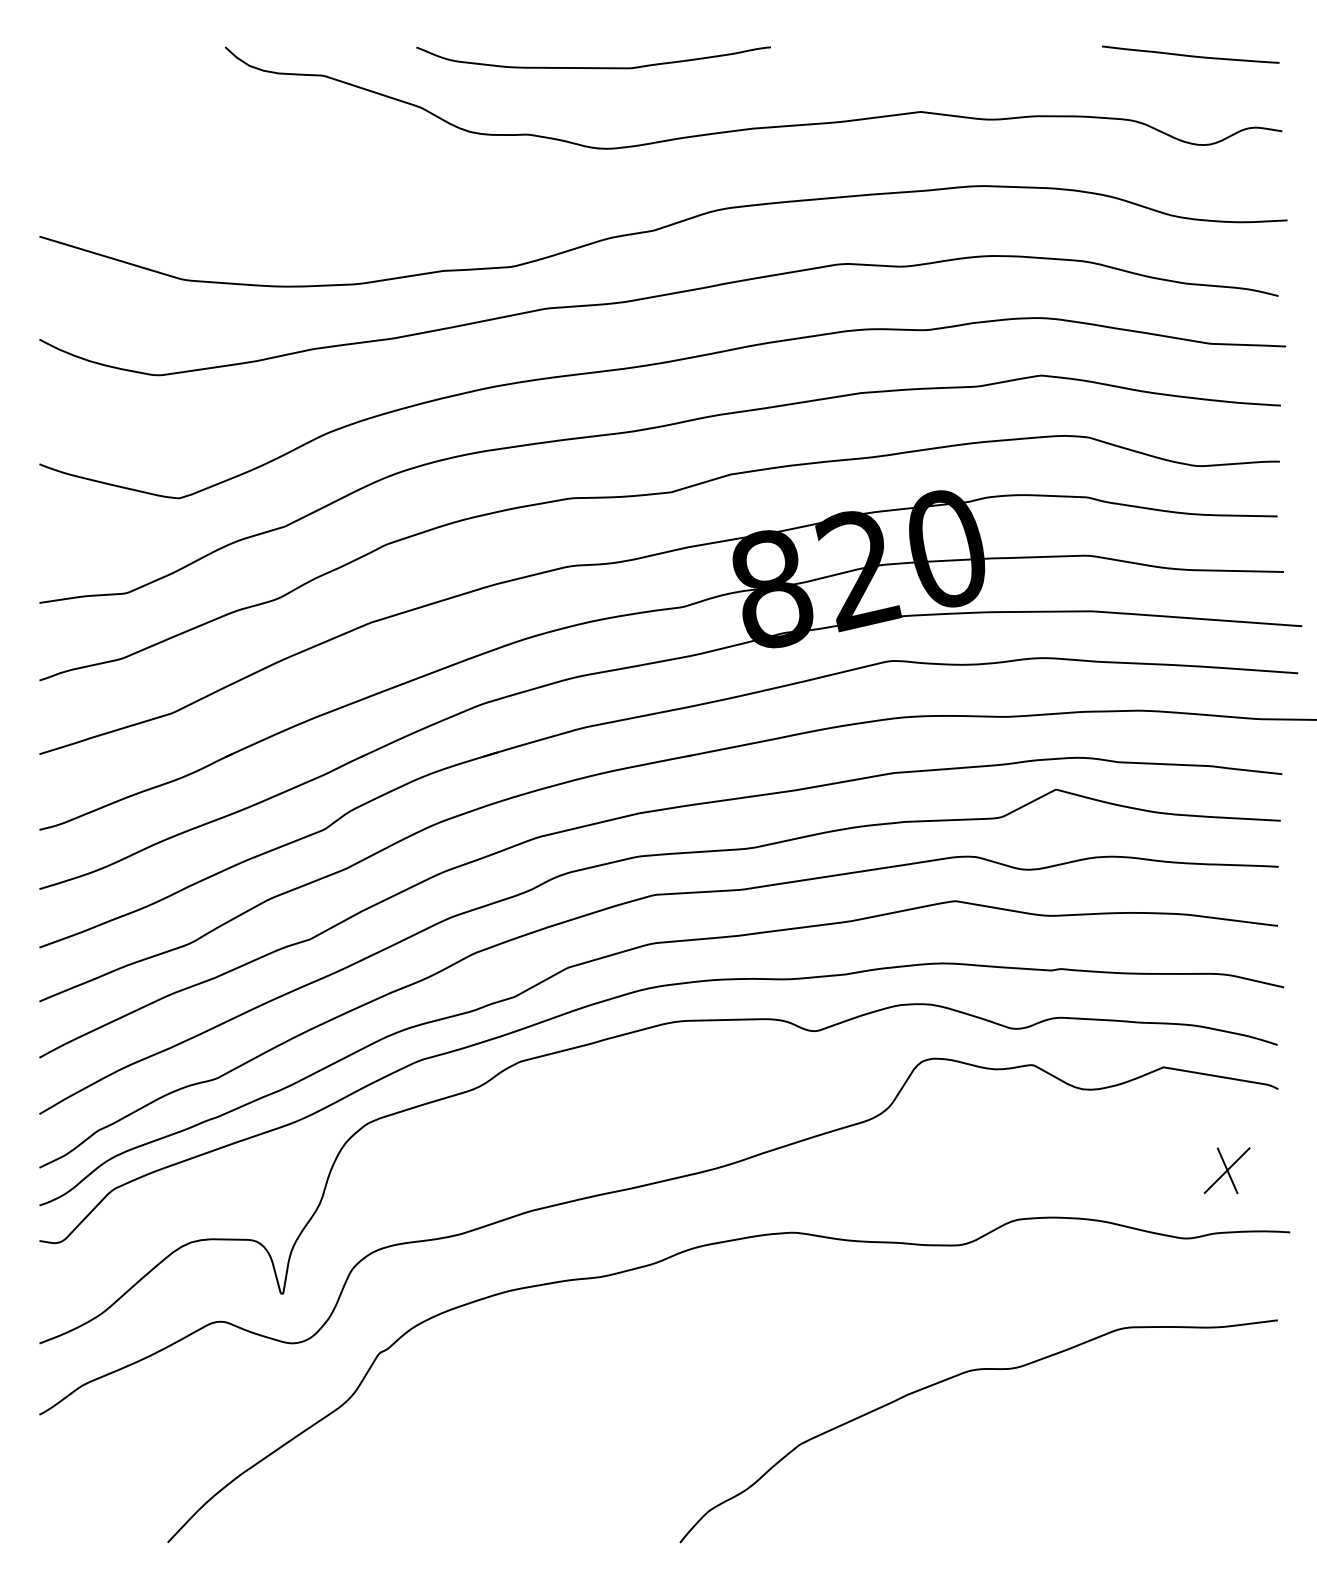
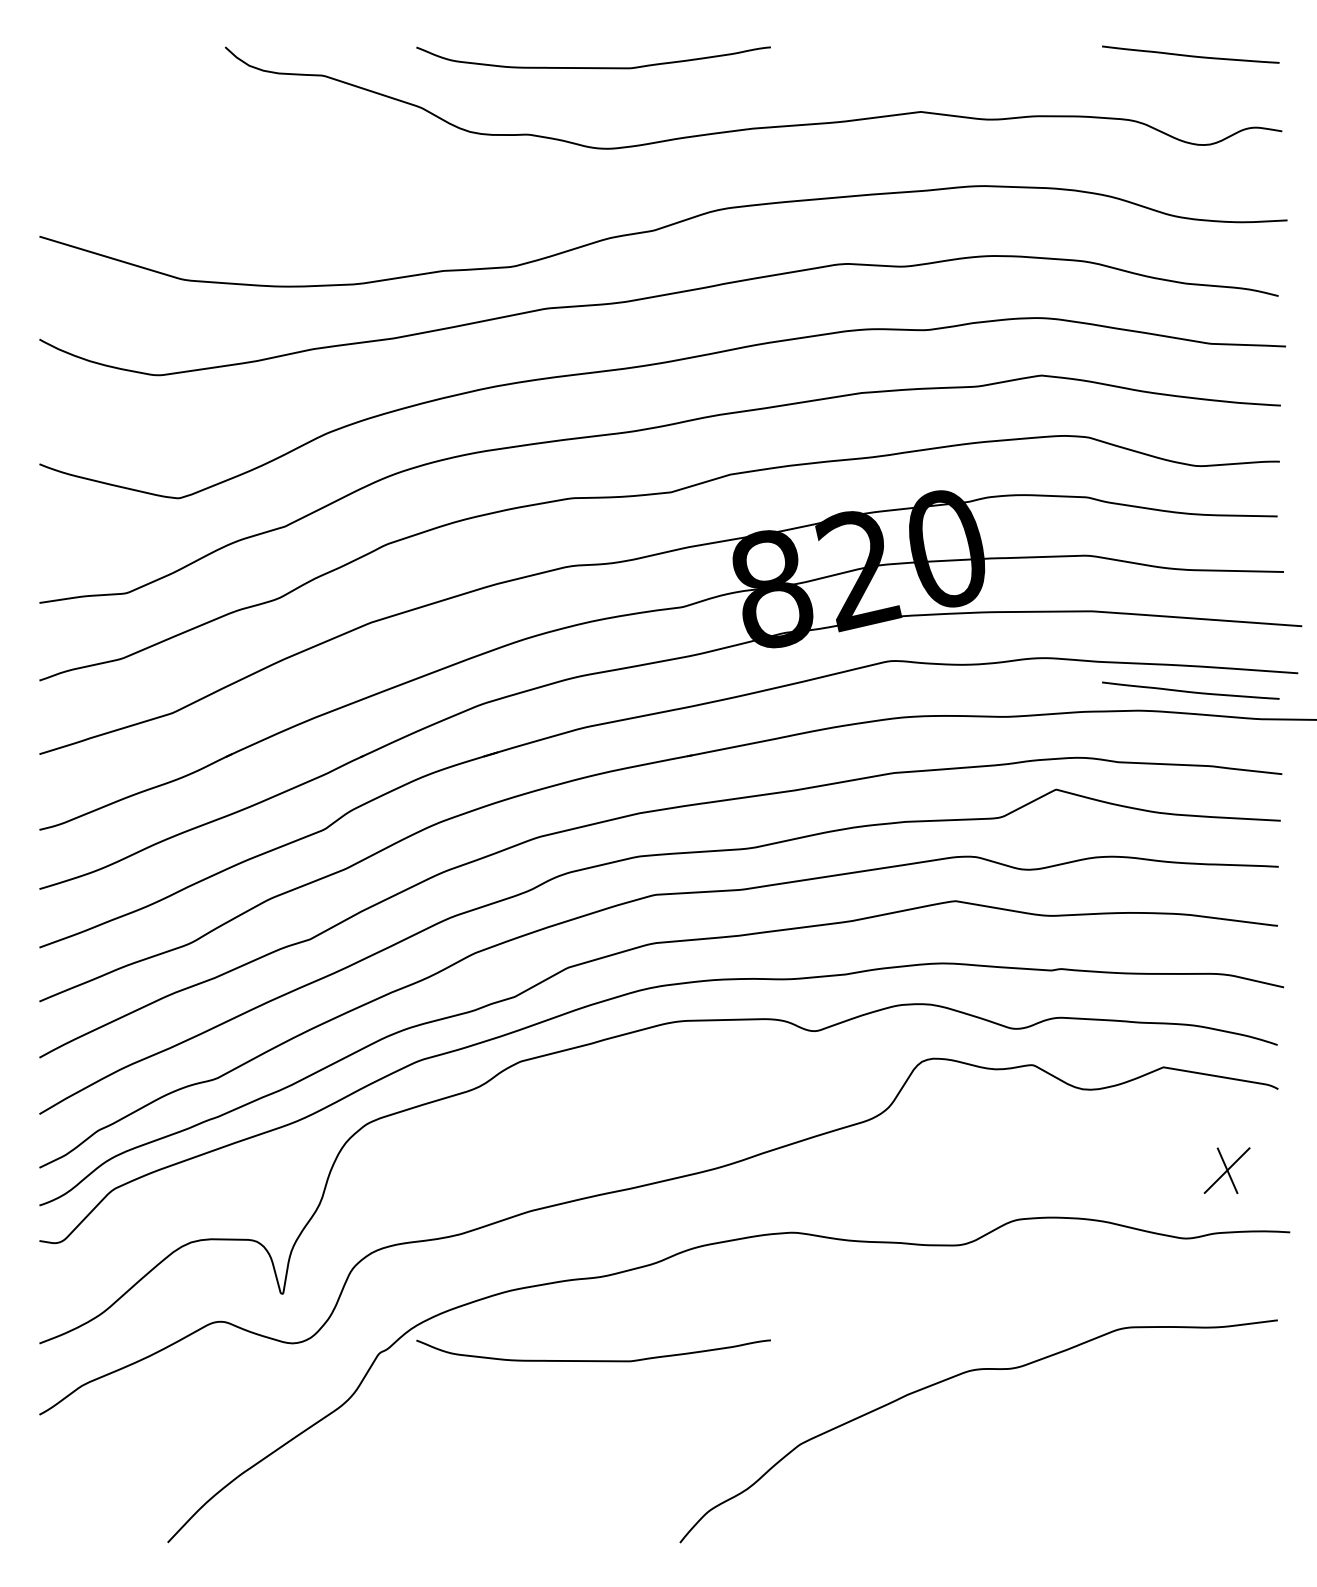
curve: none -> present (1190, 691)
curve: none -> present (593, 1360)
